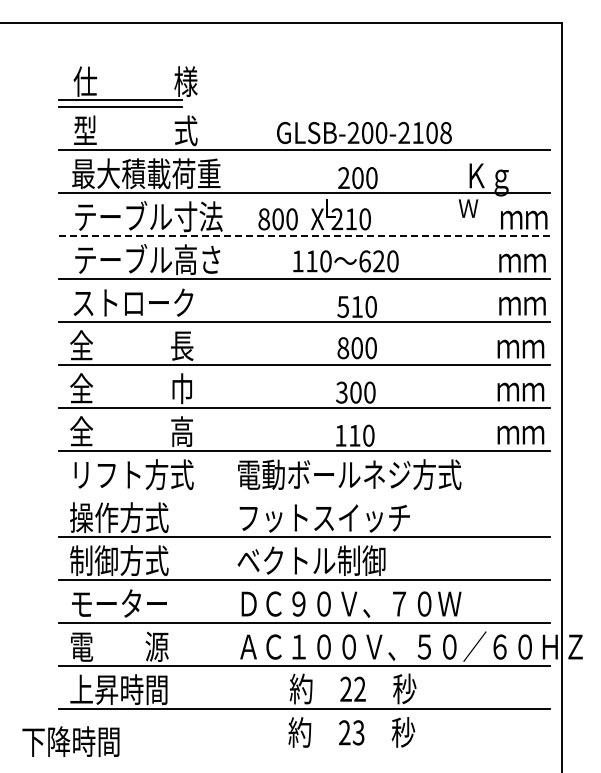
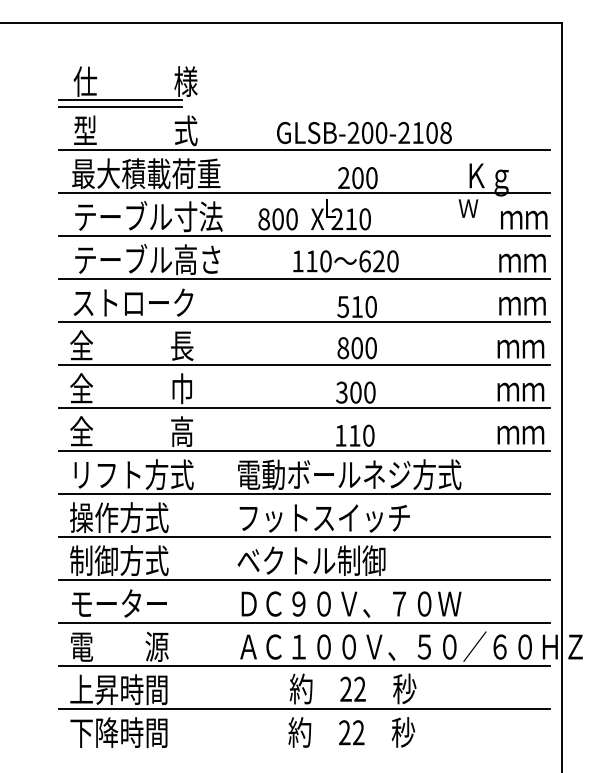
line: dashed -> solid (304, 235)
line: none -> present (304, 493)
text: 23 -> 22 (358, 732)
text position: (70, 741) -> (118, 732) (118, 732)
